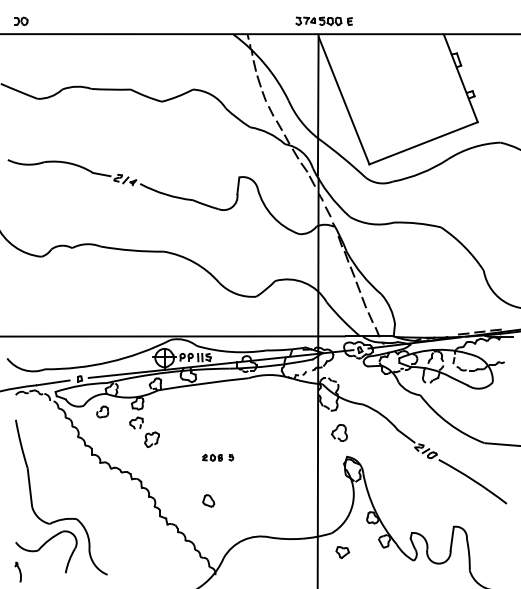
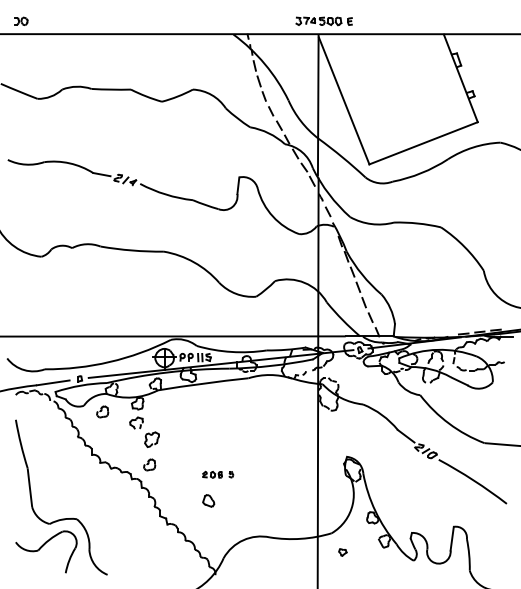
part: present -> none (339, 432)
part position: (218, 457) -> (218, 474) (218, 474)
part: none -> present (149, 464)
part size: 16x13 px -> 10x9 px (342, 552)
part: present -> none (17, 571)
